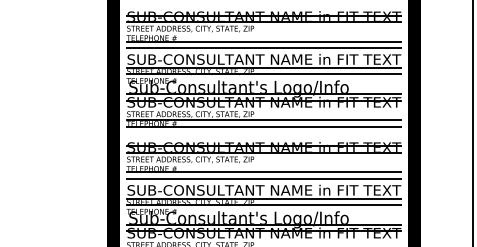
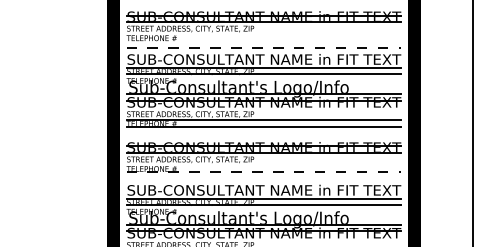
line: present -> none (263, 41)
line: solid -> dashed (264, 48)
line: solid -> dashed (264, 172)
line: present -> none (263, 179)
